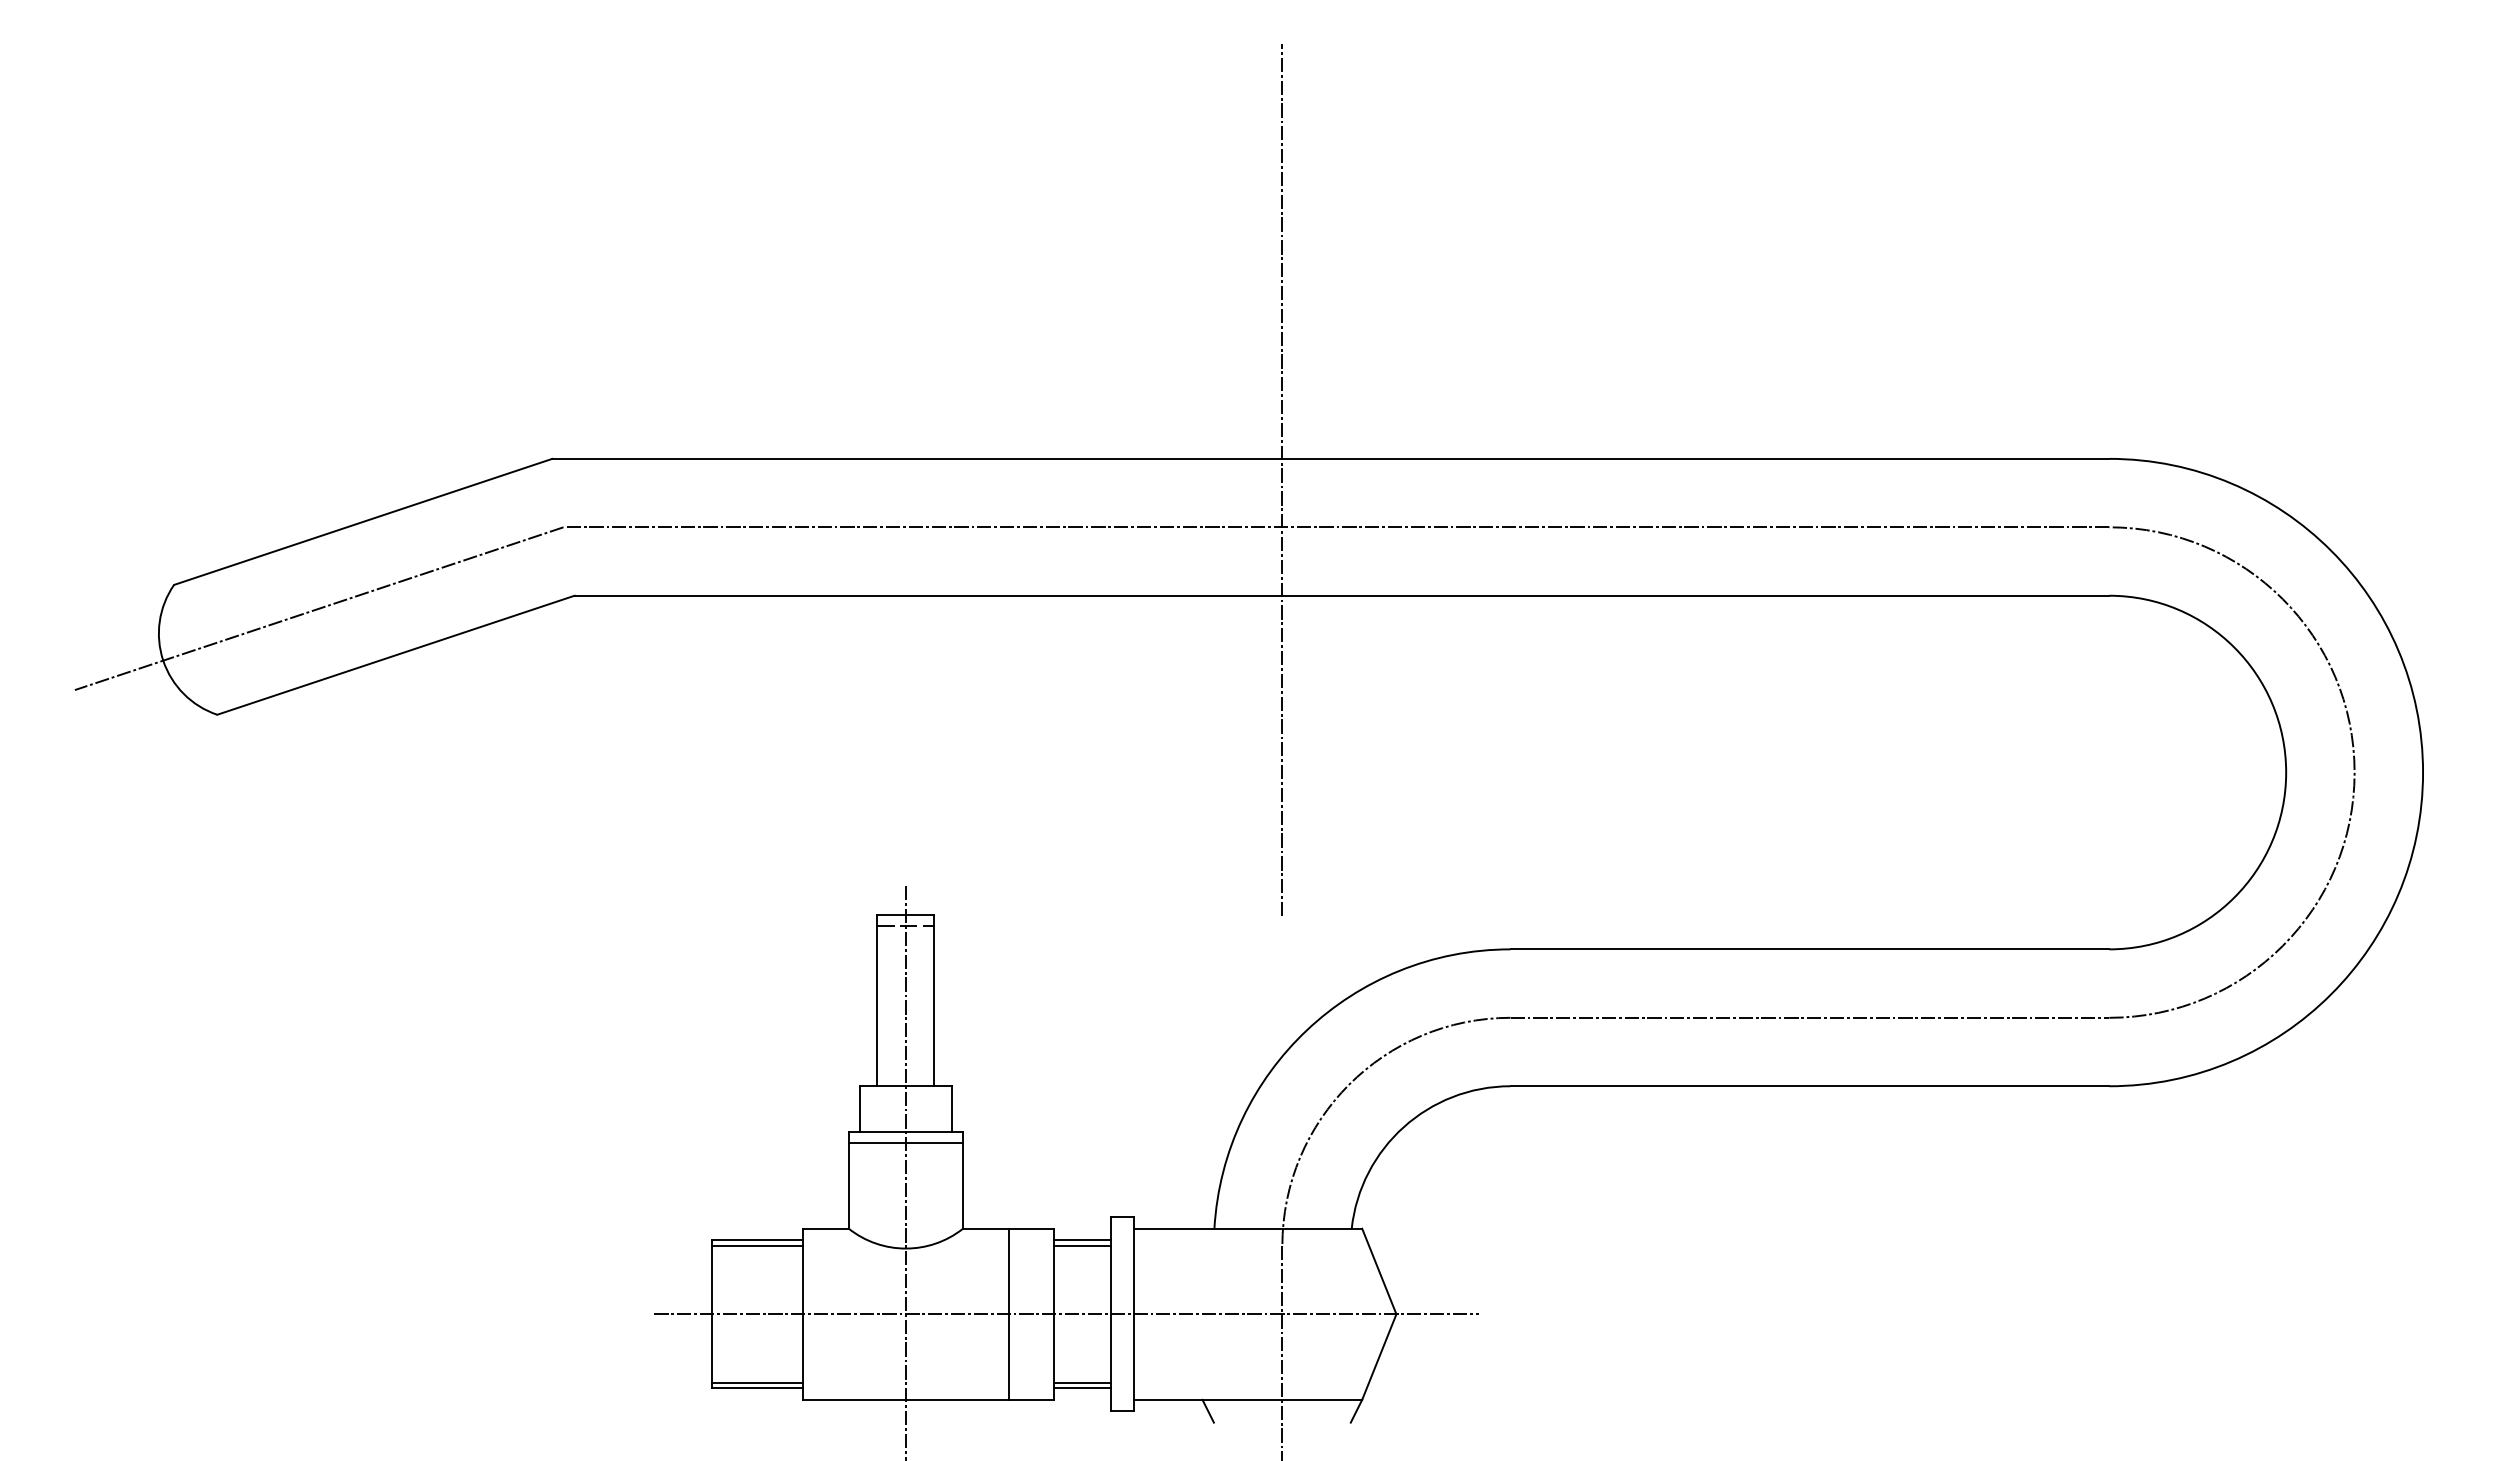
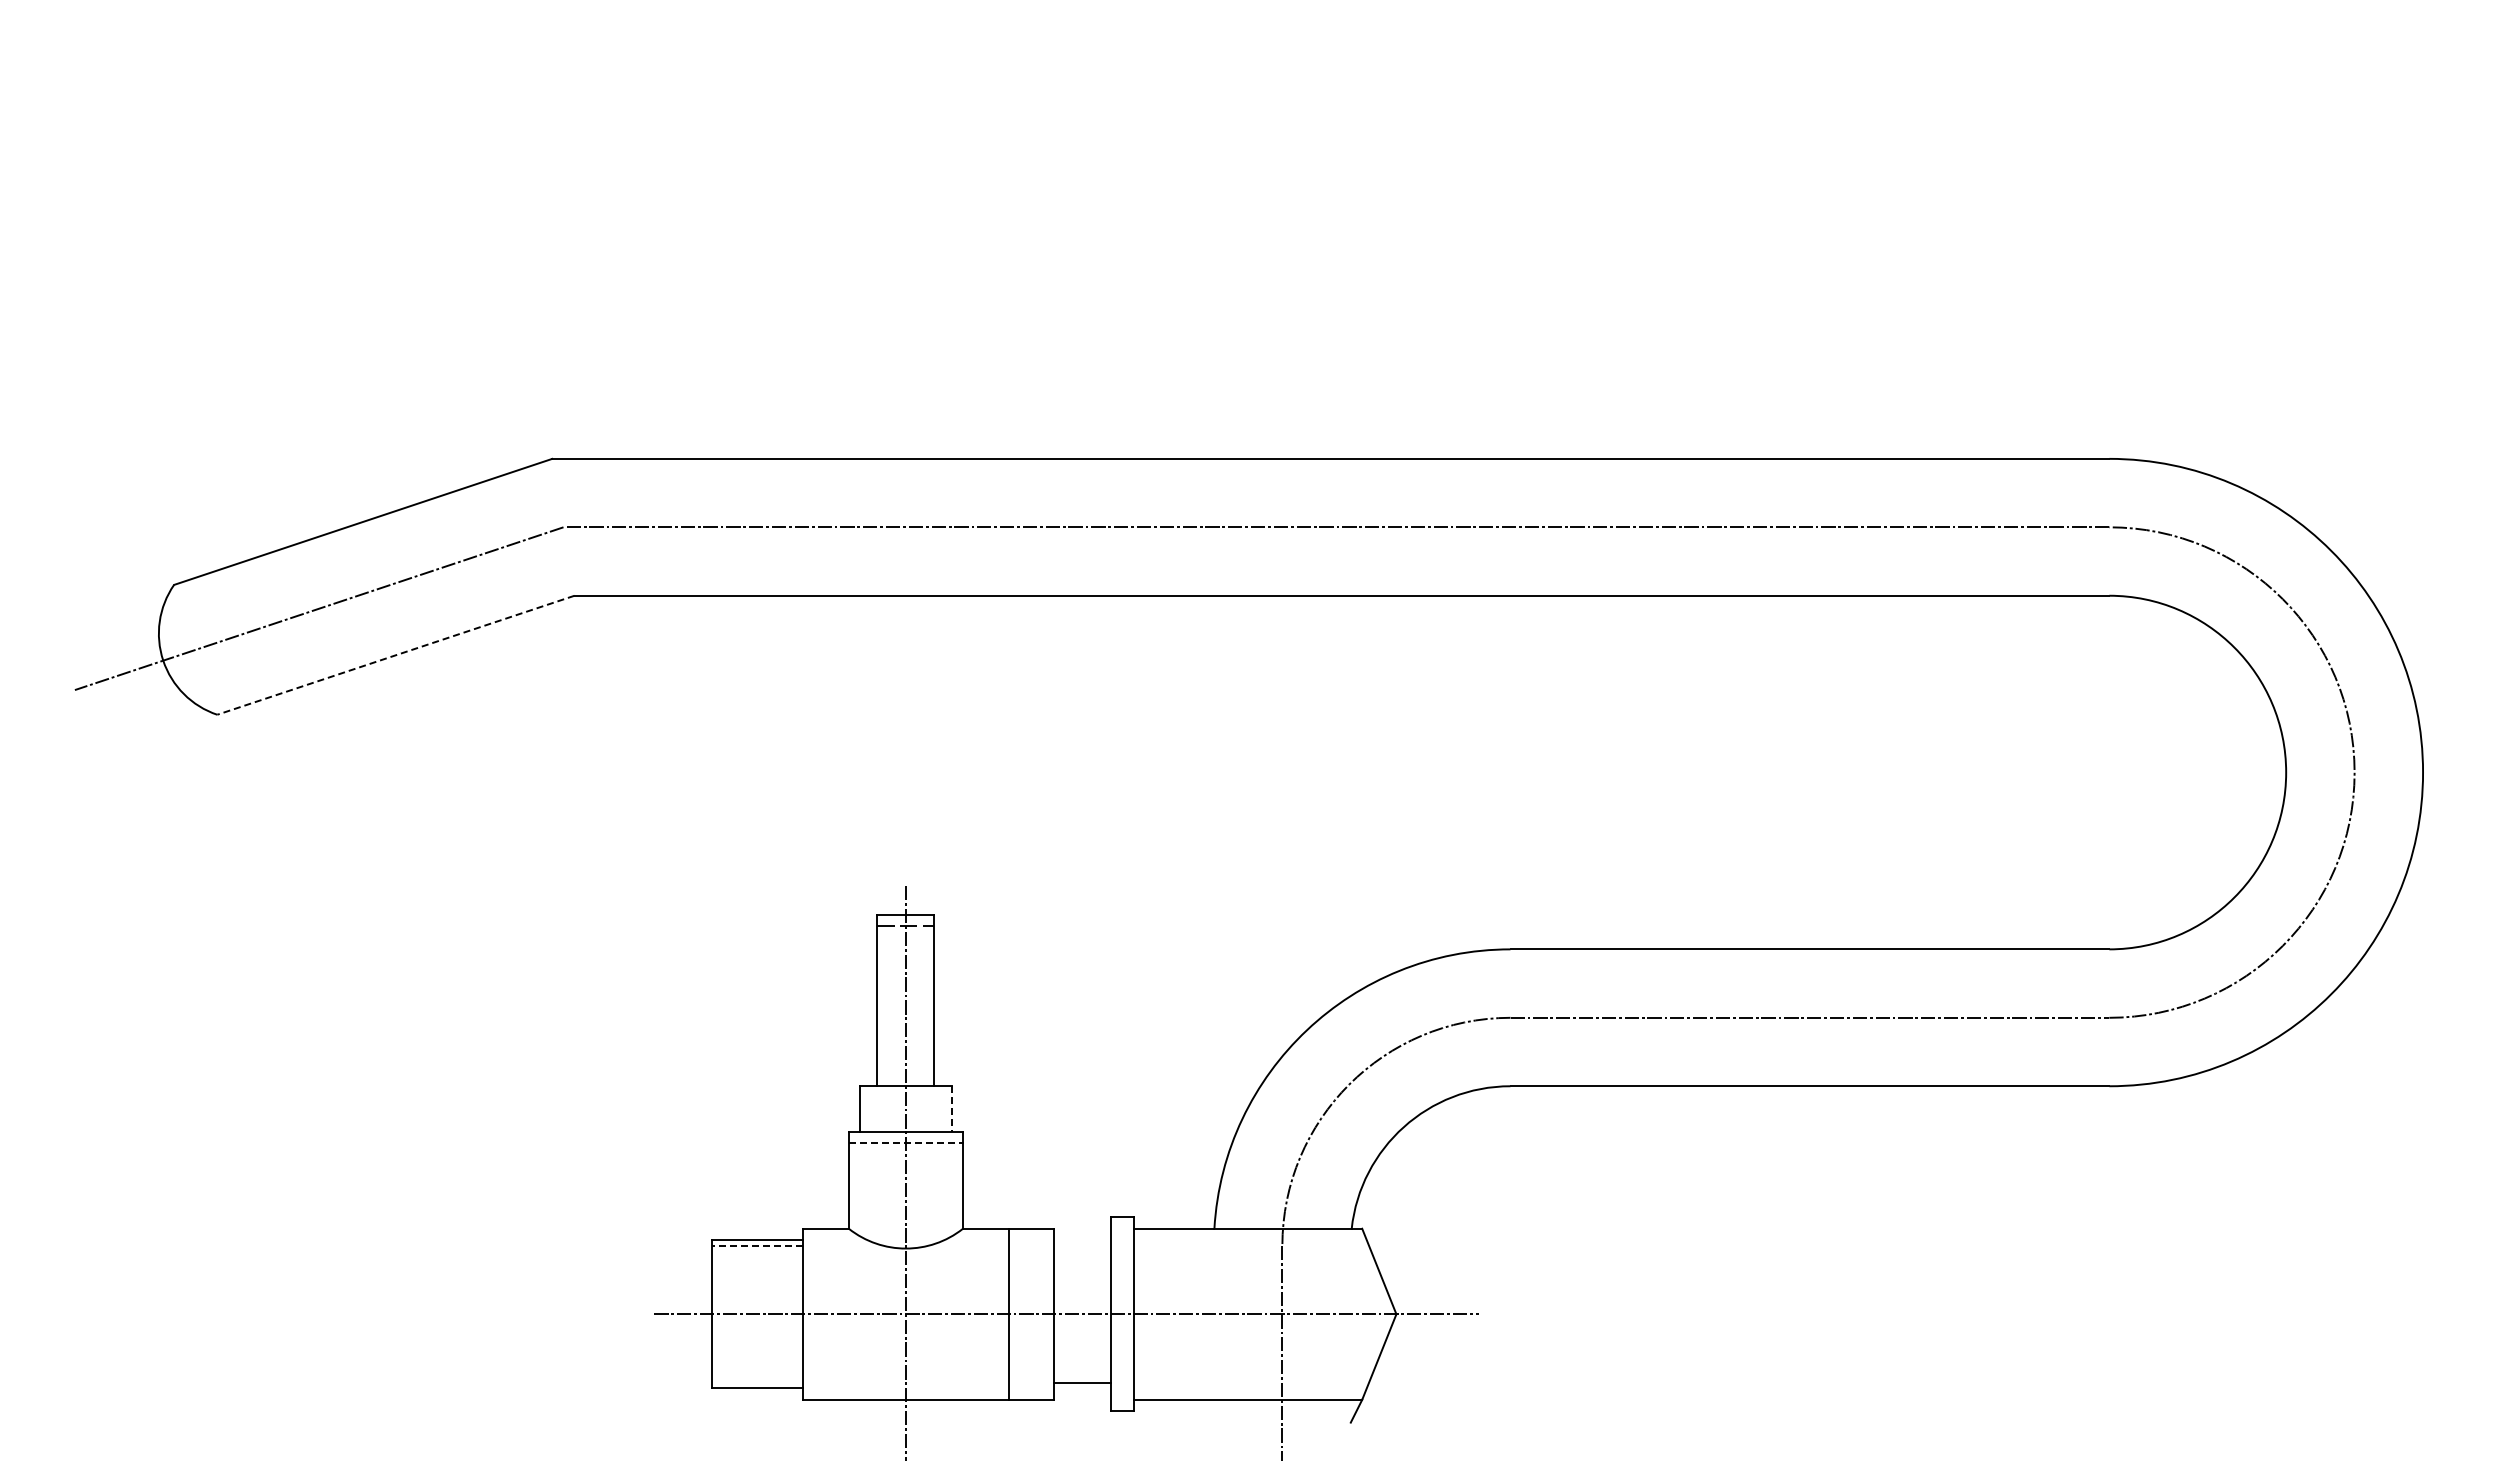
line: present -> none (1282, 480)
line: solid -> dashed (395, 655)
line: solid -> dashed (951, 1108)
line: solid -> dashed (906, 1143)
line: present -> none (1082, 1240)
line: solid -> dashed (757, 1245)
line: present -> none (1082, 1245)
line: present -> none (757, 1382)
line: present -> none (1082, 1388)
line: present -> none (1207, 1410)
